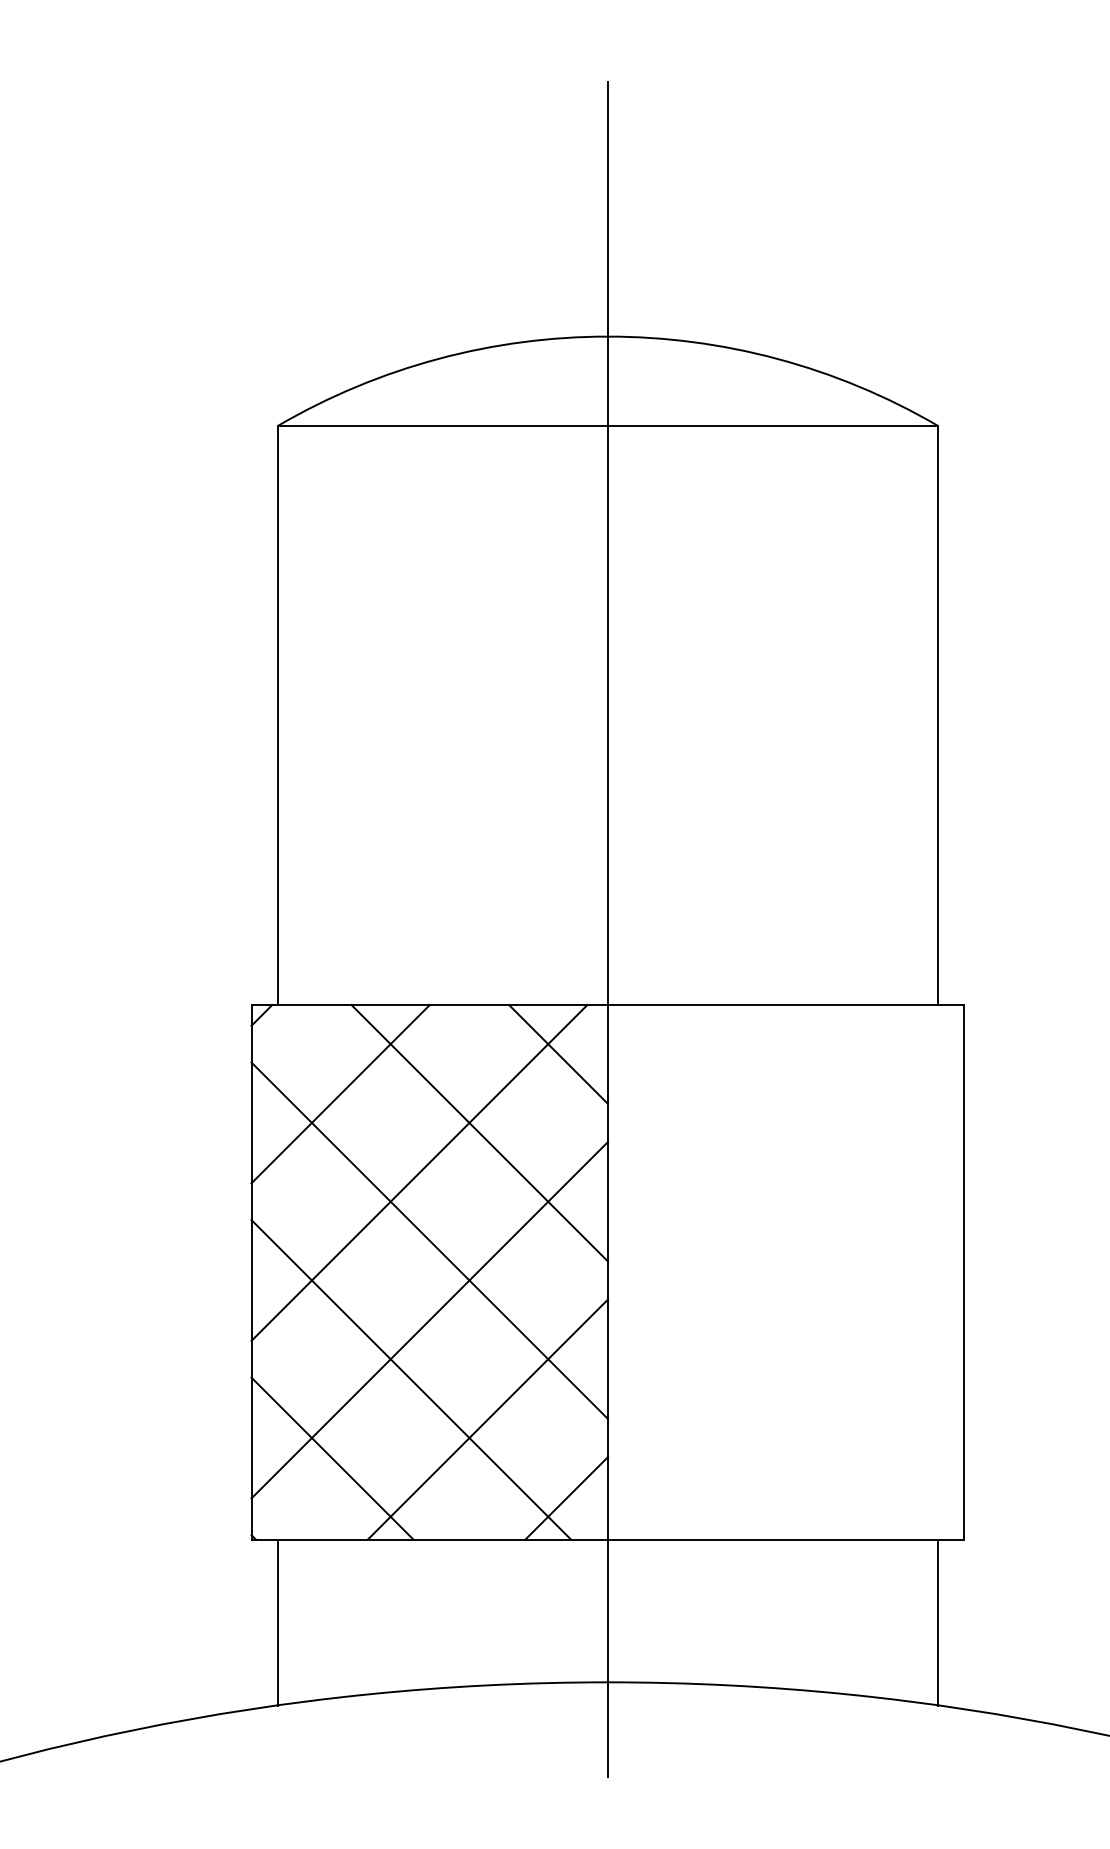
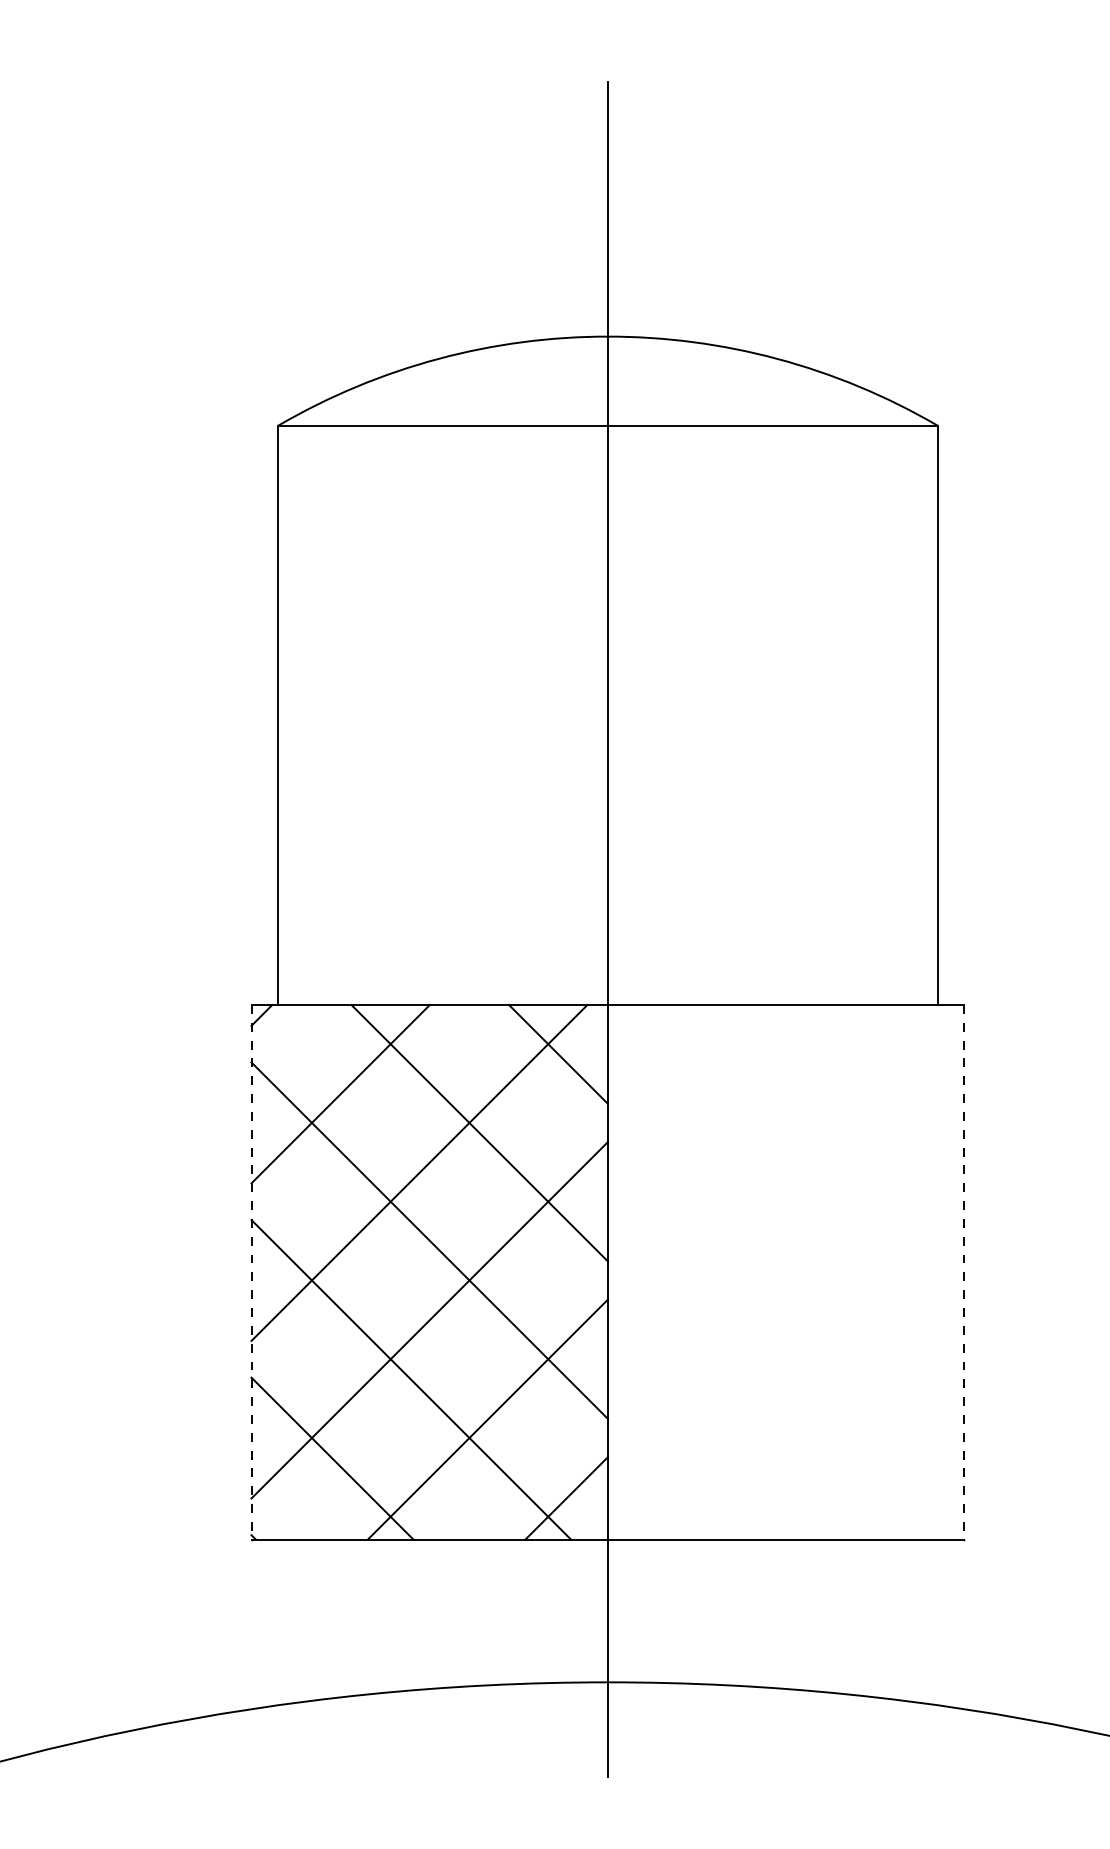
line: solid -> dashed (251, 1272)
line: solid -> dashed (964, 1272)
line: present -> none (278, 1622)
line: present -> none (937, 1622)
